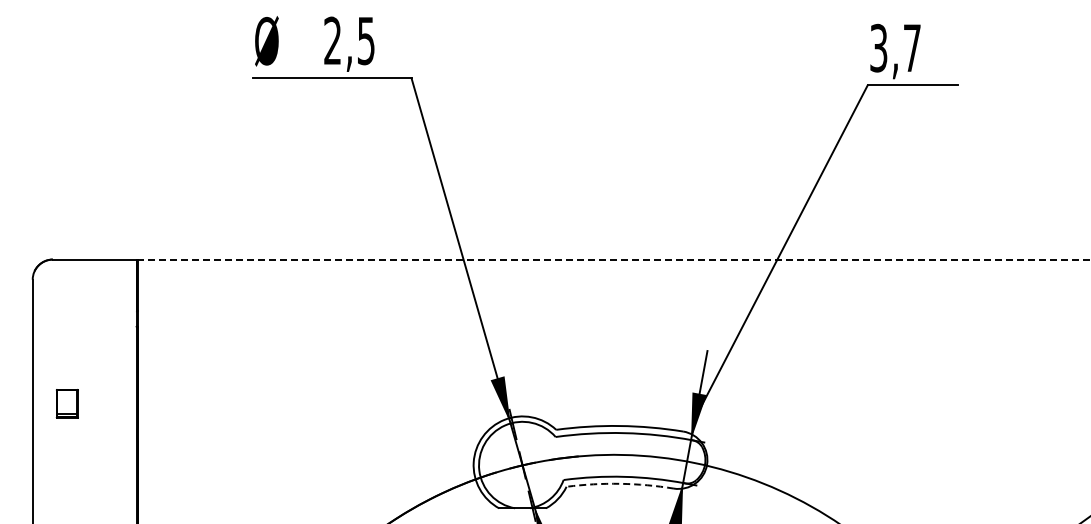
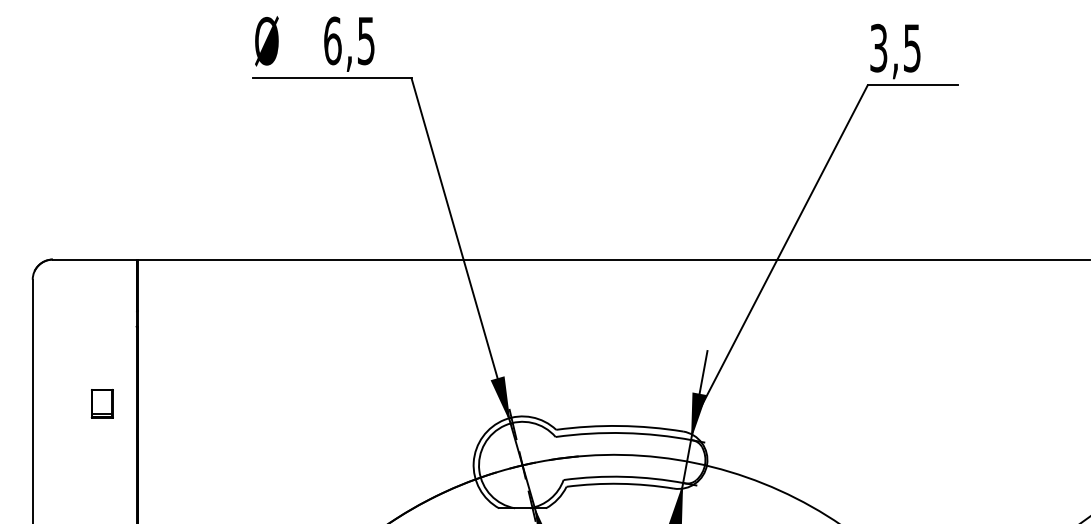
text: 2,5 -> 6,5 (332, 40)
text: 3,7 -> 3,5 (912, 48)
line: dashed -> solid (614, 259)
part position: (66, 403) -> (101, 403) (101, 403)
arc: dashed -> solid (620, 483)
